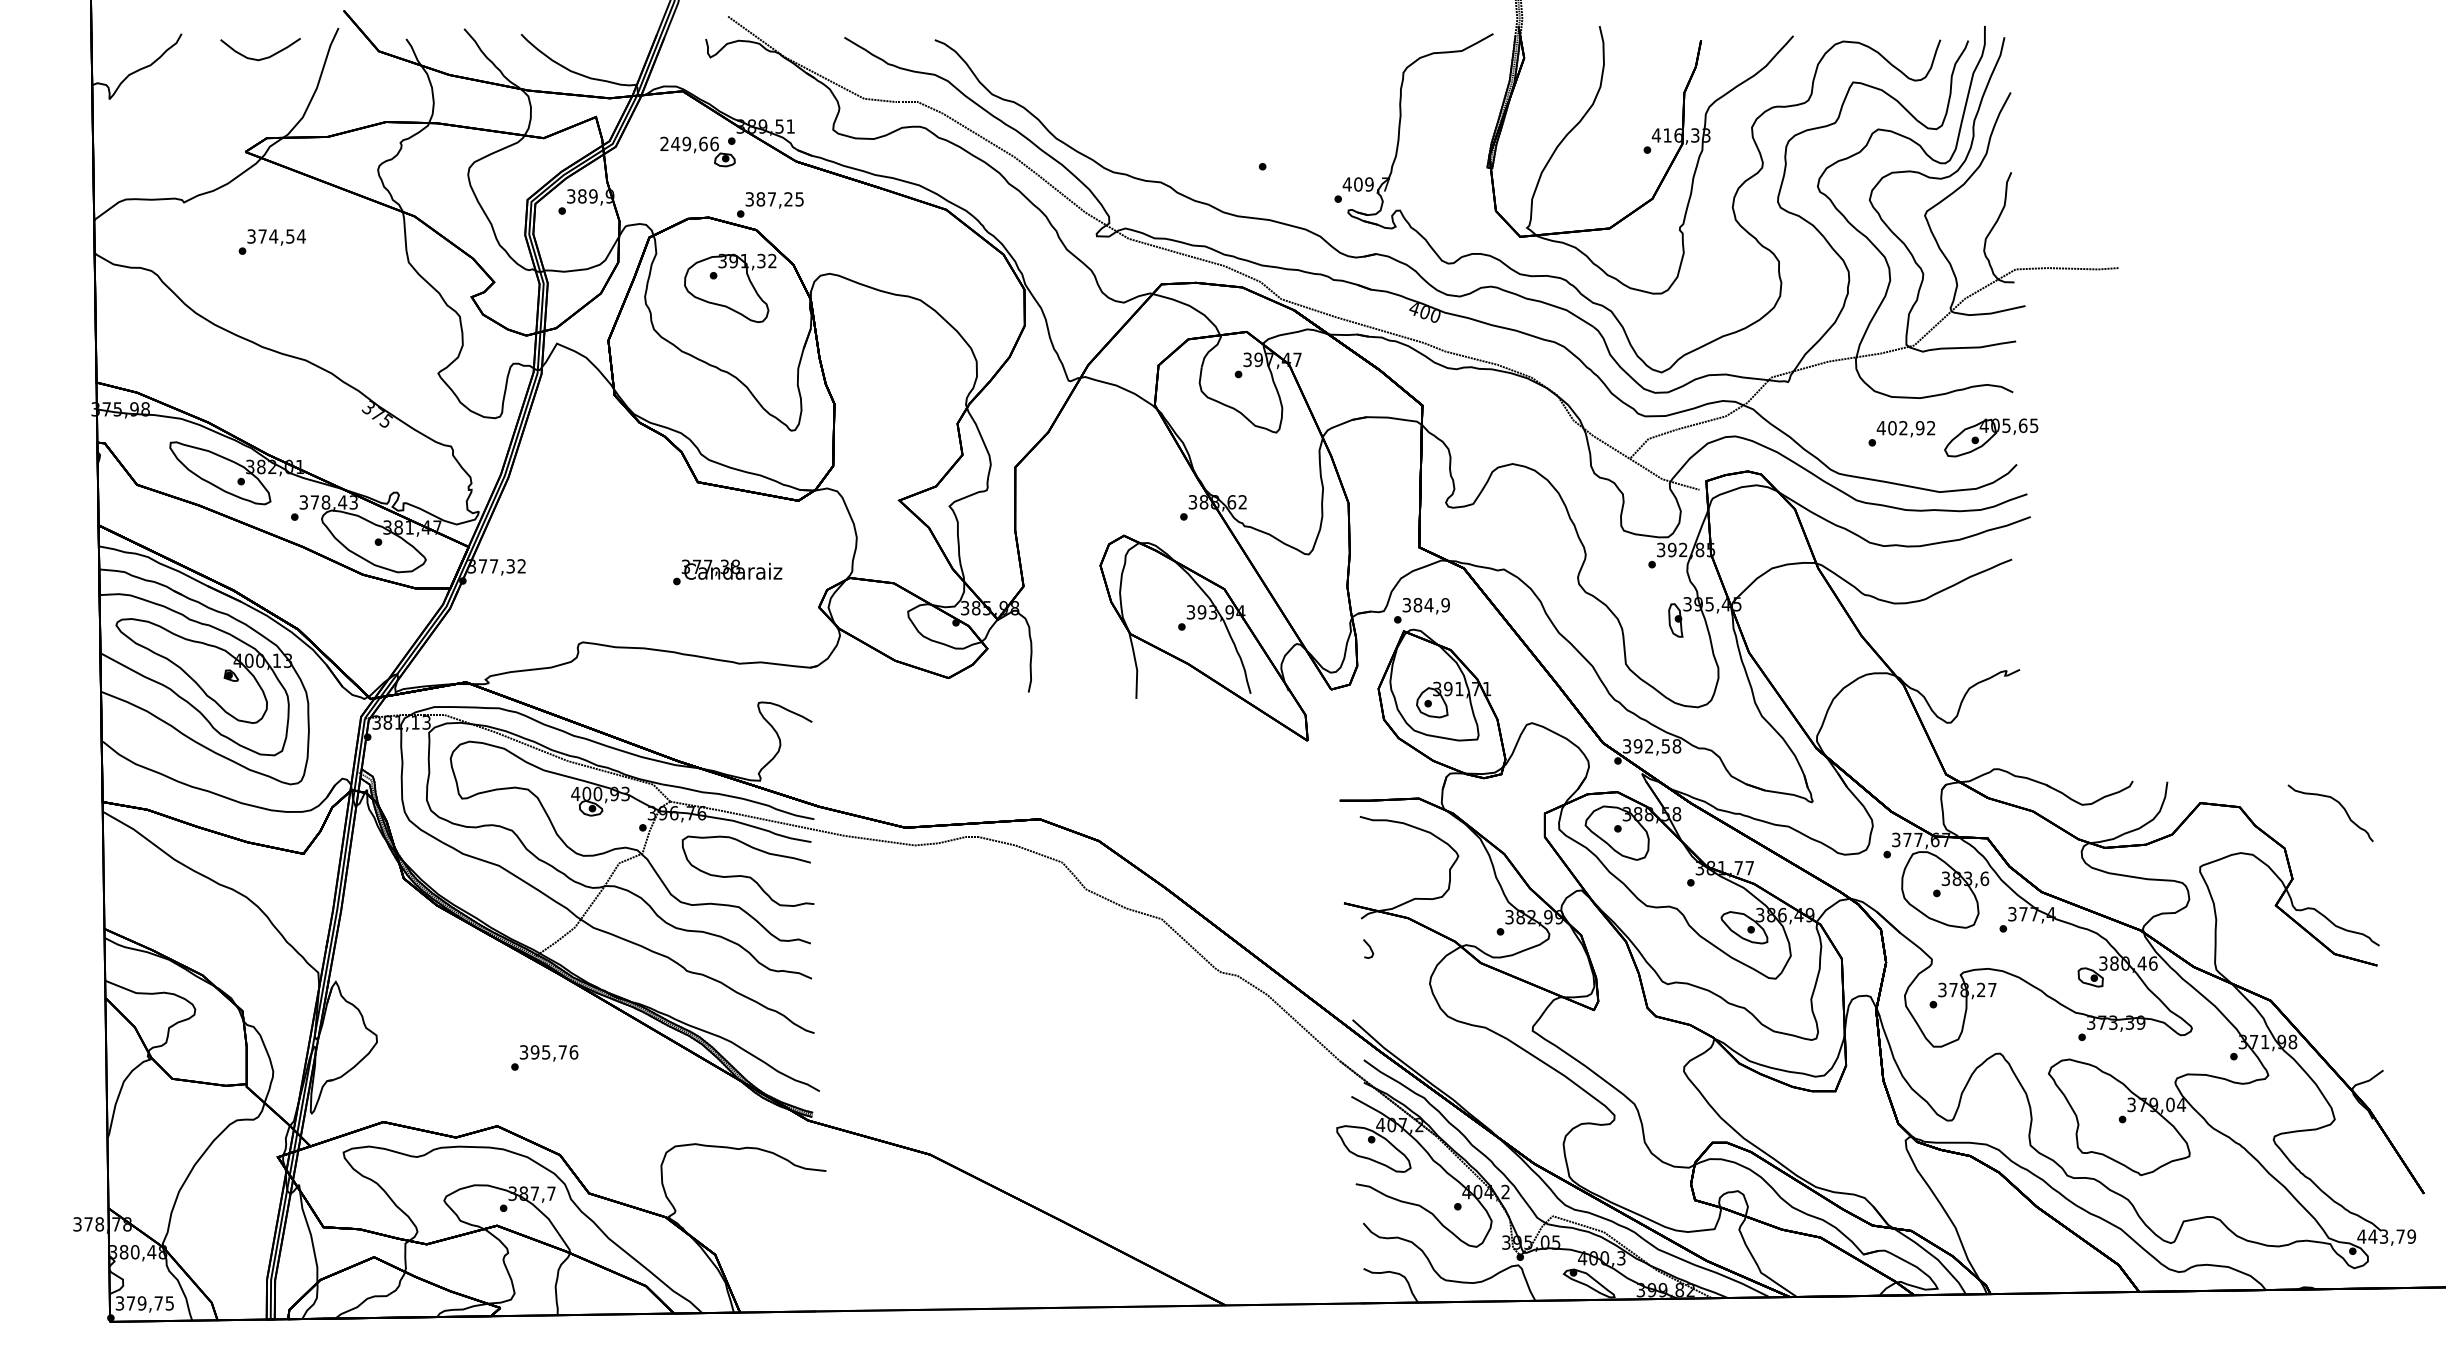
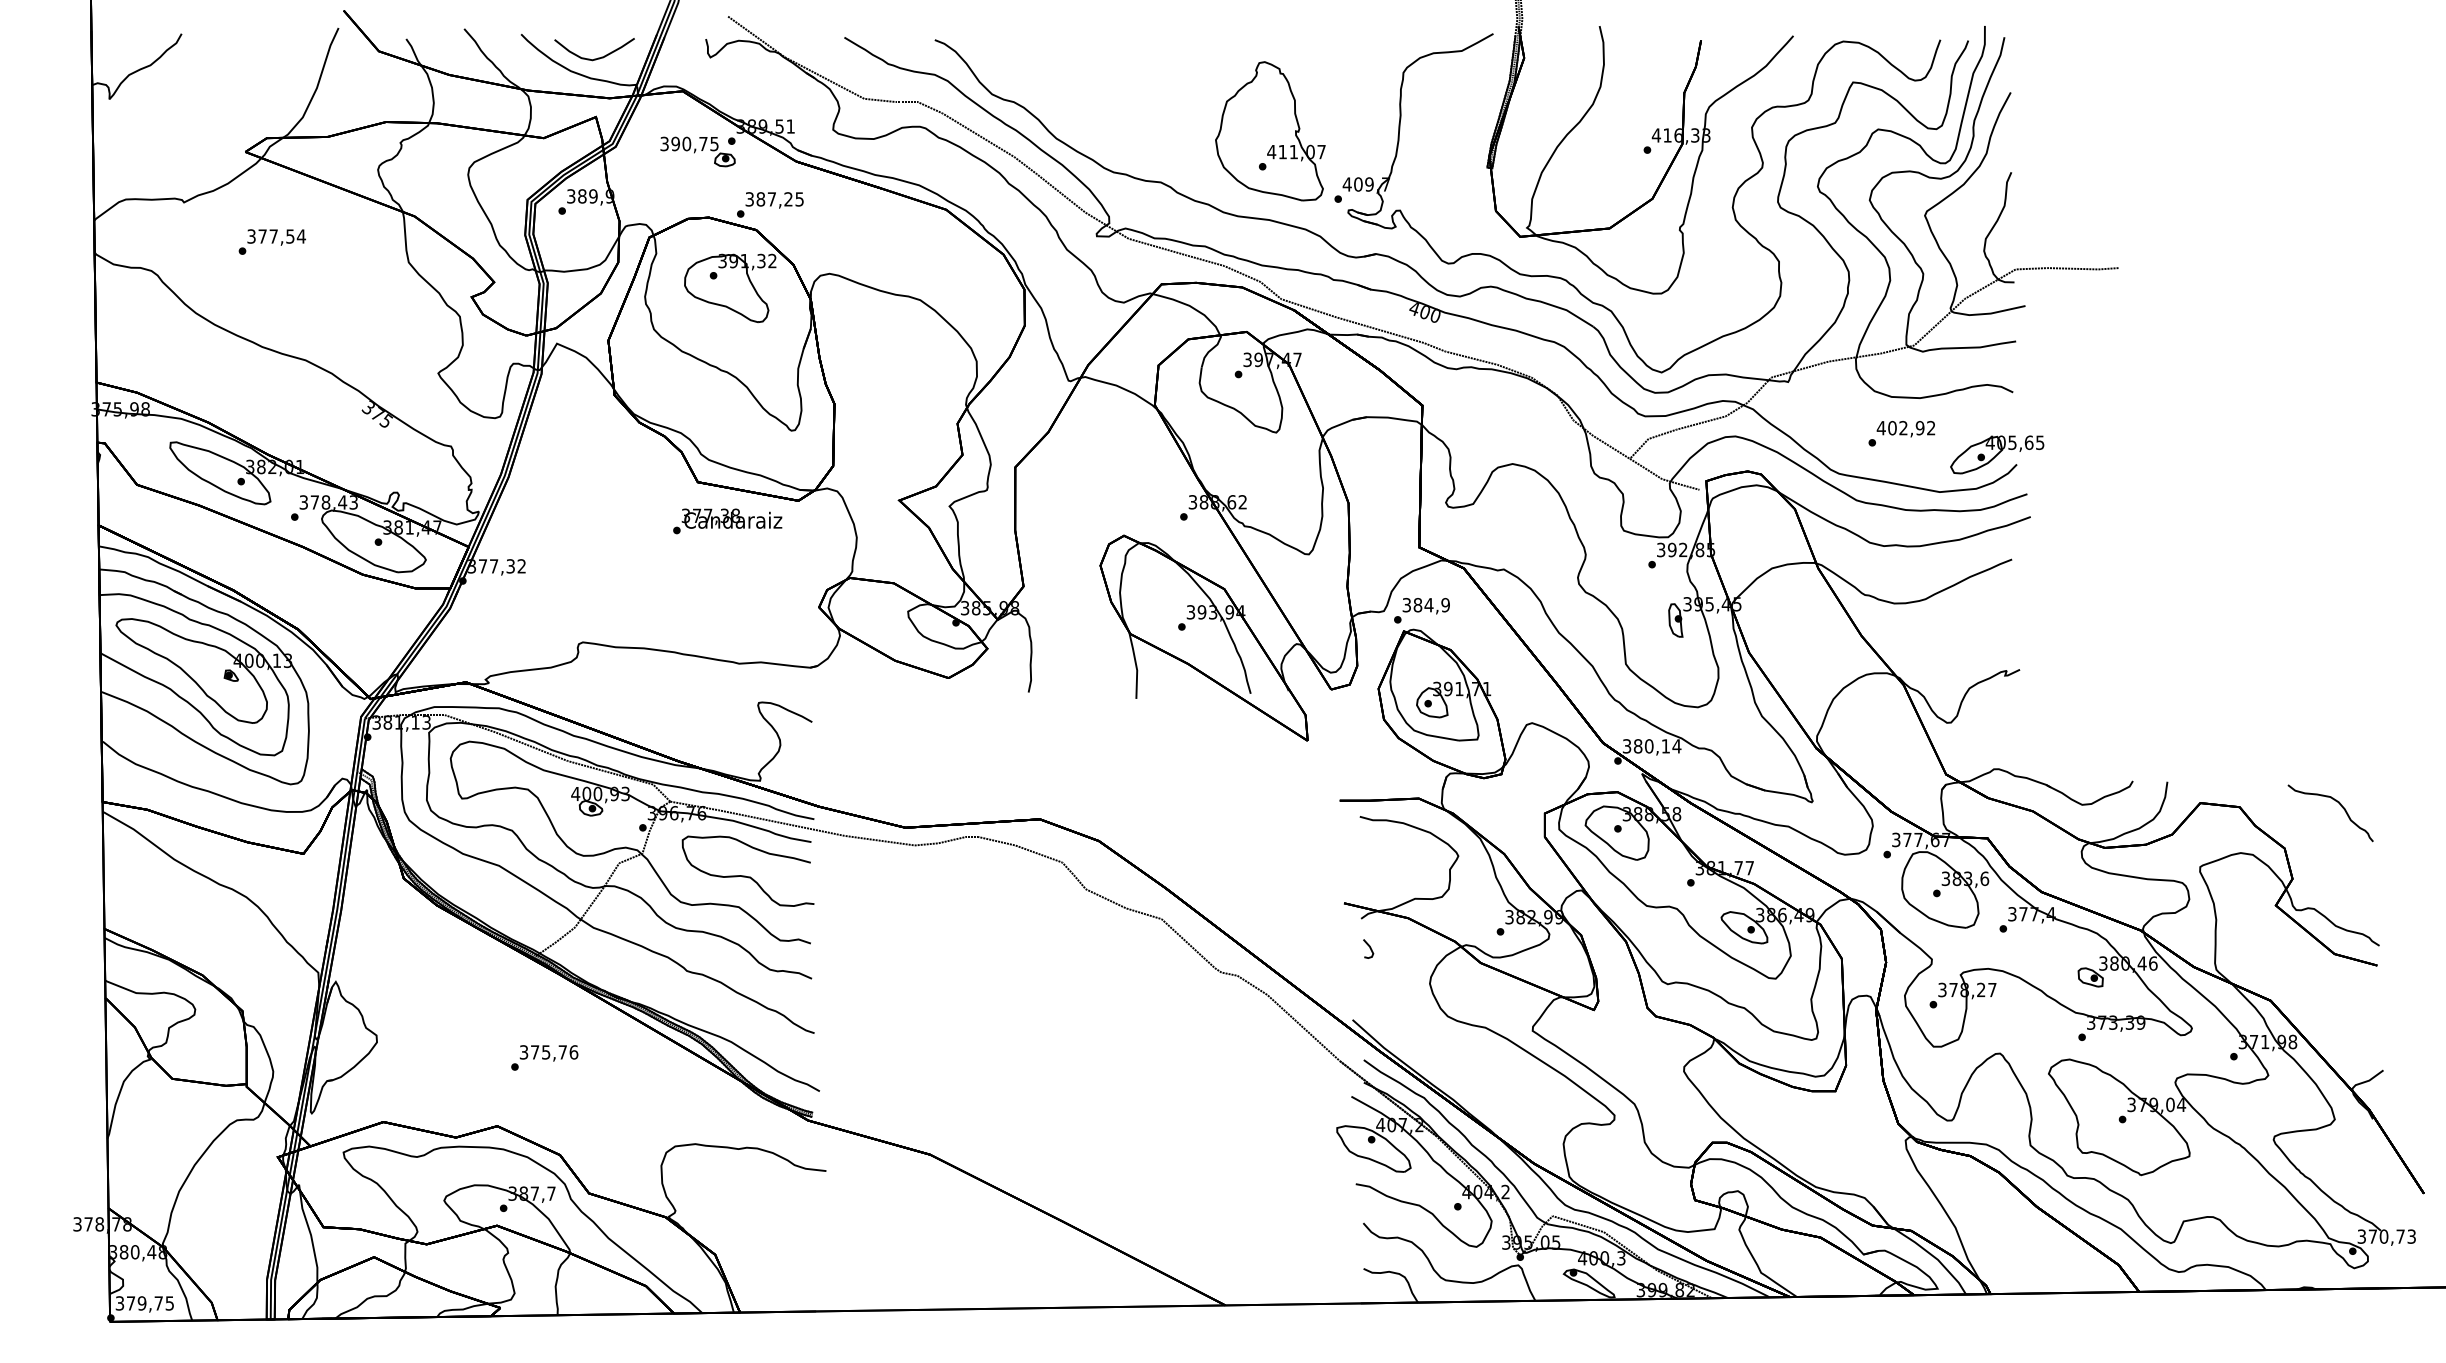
curve position: (264, 57) -> (598, 57) (598, 57)
part: none -> present (1270, 131)
text: 249,66 -> 390,75 (689, 143)
text: 374,54 -> 377,54 (273, 236)
part position: (1991, 437) -> (1997, 454) (1997, 454)
text position: (727, 572) -> (727, 521) (727, 521)
text: 392,58 -> 380,14 (1657, 746)
text: 395,76 -> 375,76 (534, 1052)
text: 443,79 -> 370,73 (2386, 1236)
